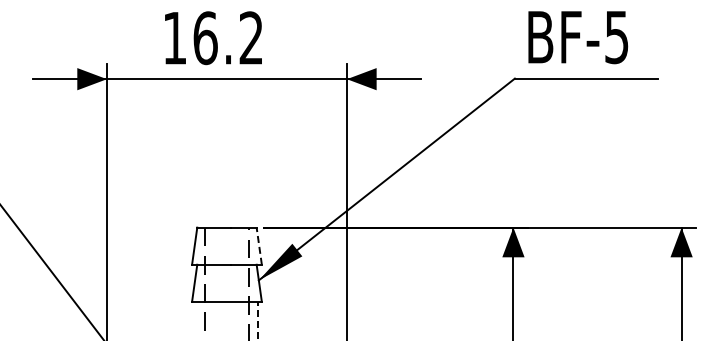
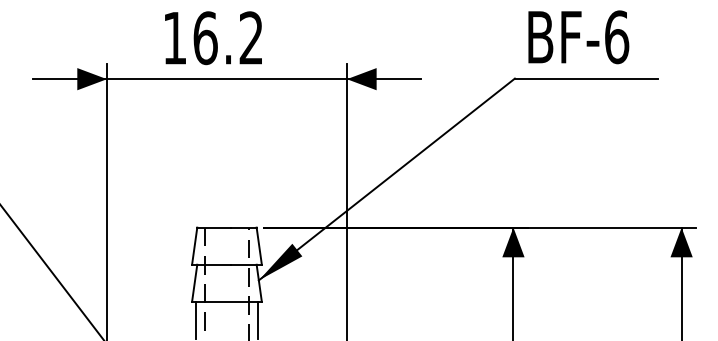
text: BF-5 -> BF-6 (617, 37)
line: dashed -> solid (259, 246)
line: none -> present (195, 319)
line: dashed -> solid (258, 320)
